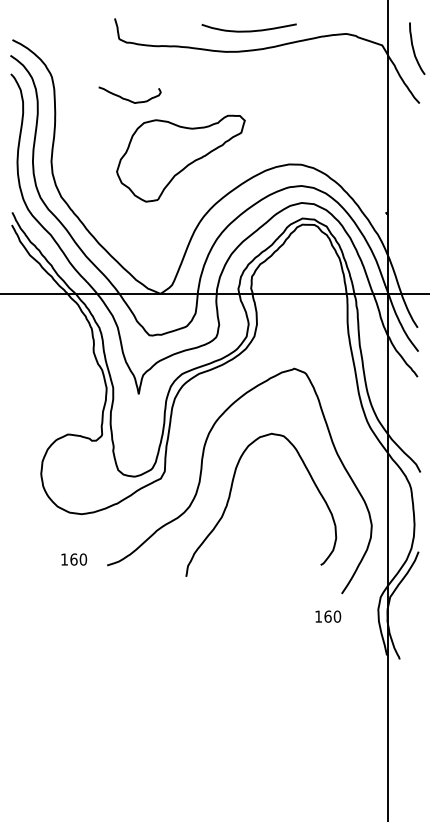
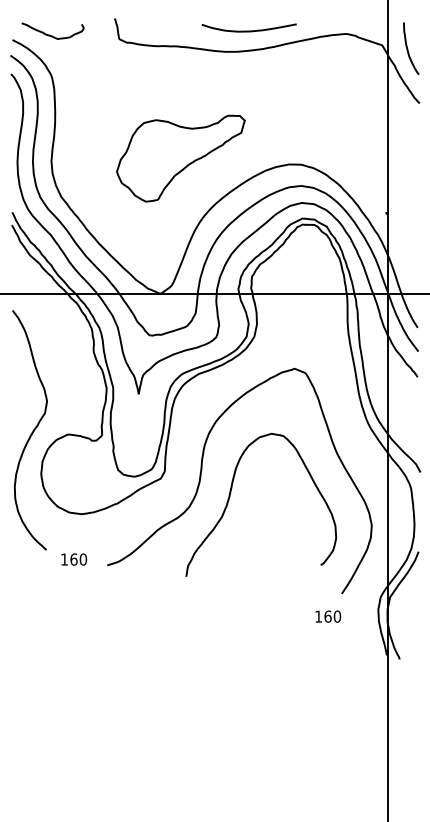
curve position: (414, 48) -> (408, 48) (408, 48)
curve position: (126, 98) -> (49, 34) (49, 34)
curve: none -> present (31, 432)
